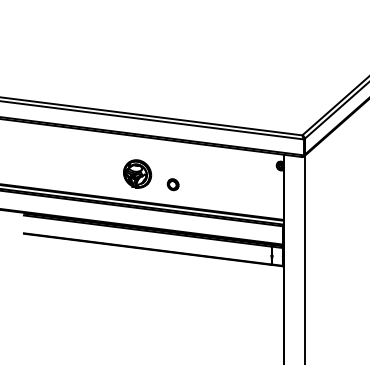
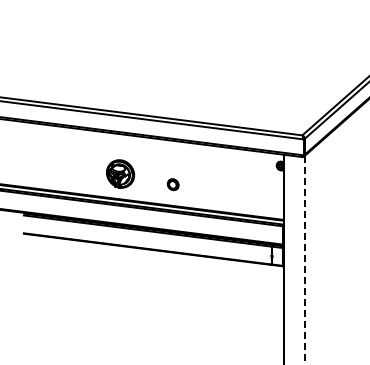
part position: (137, 173) -> (120, 173) (120, 173)
line: solid -> dashed (304, 260)
